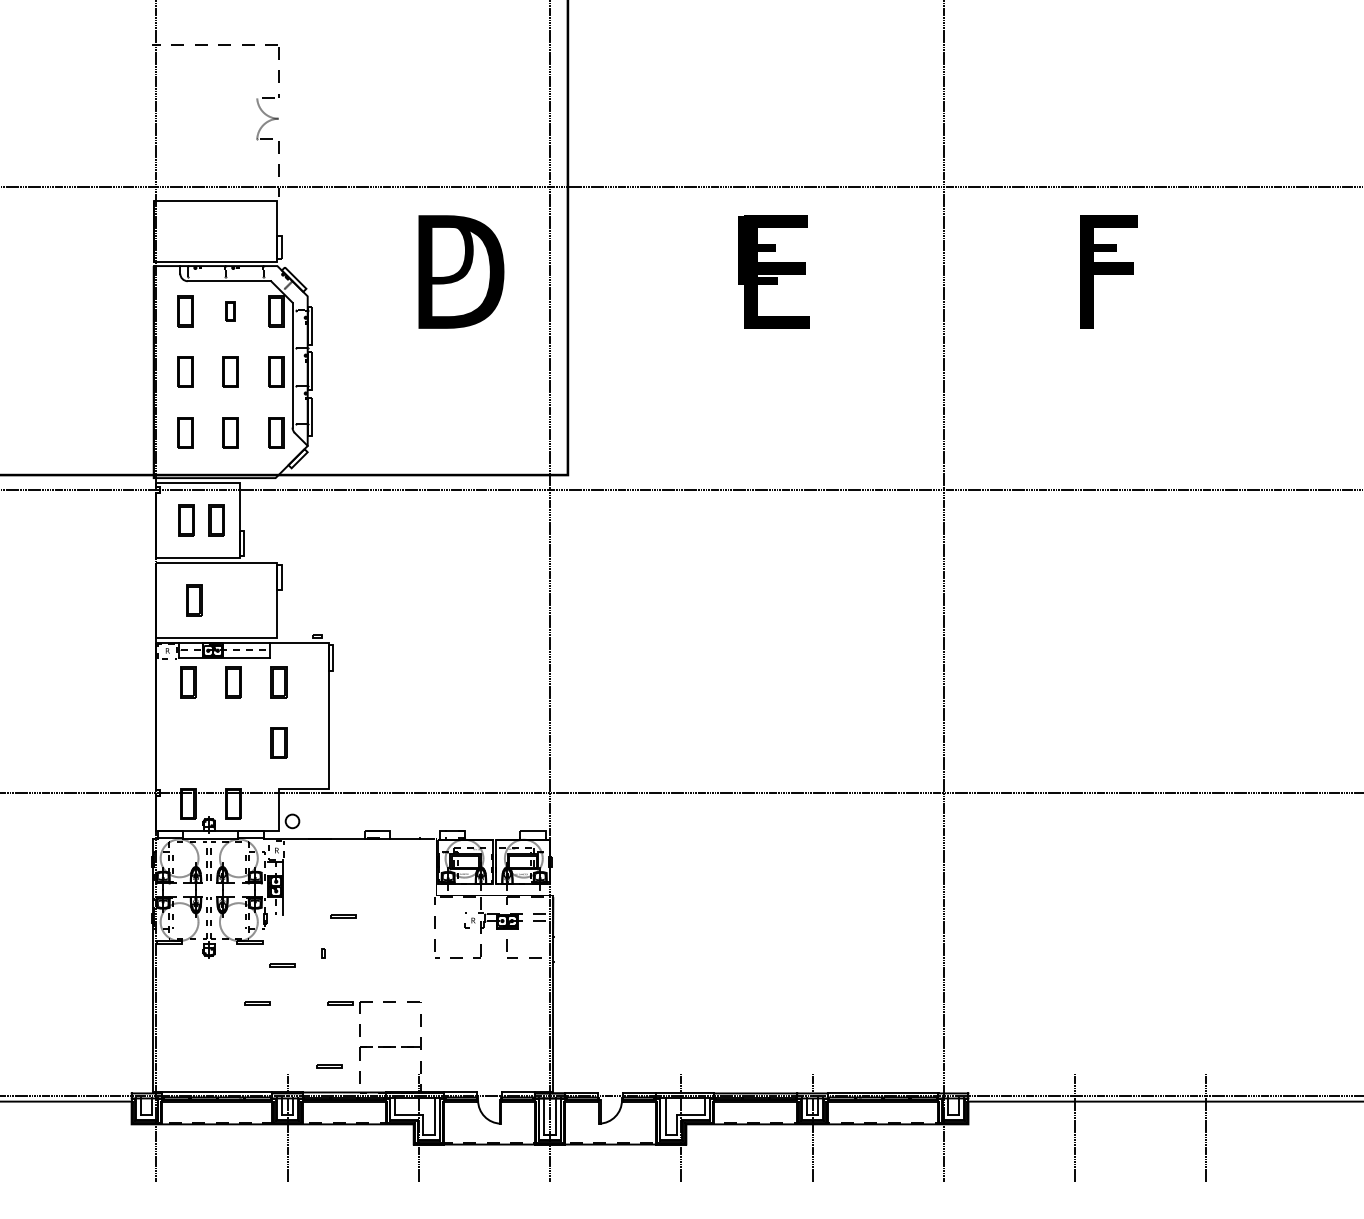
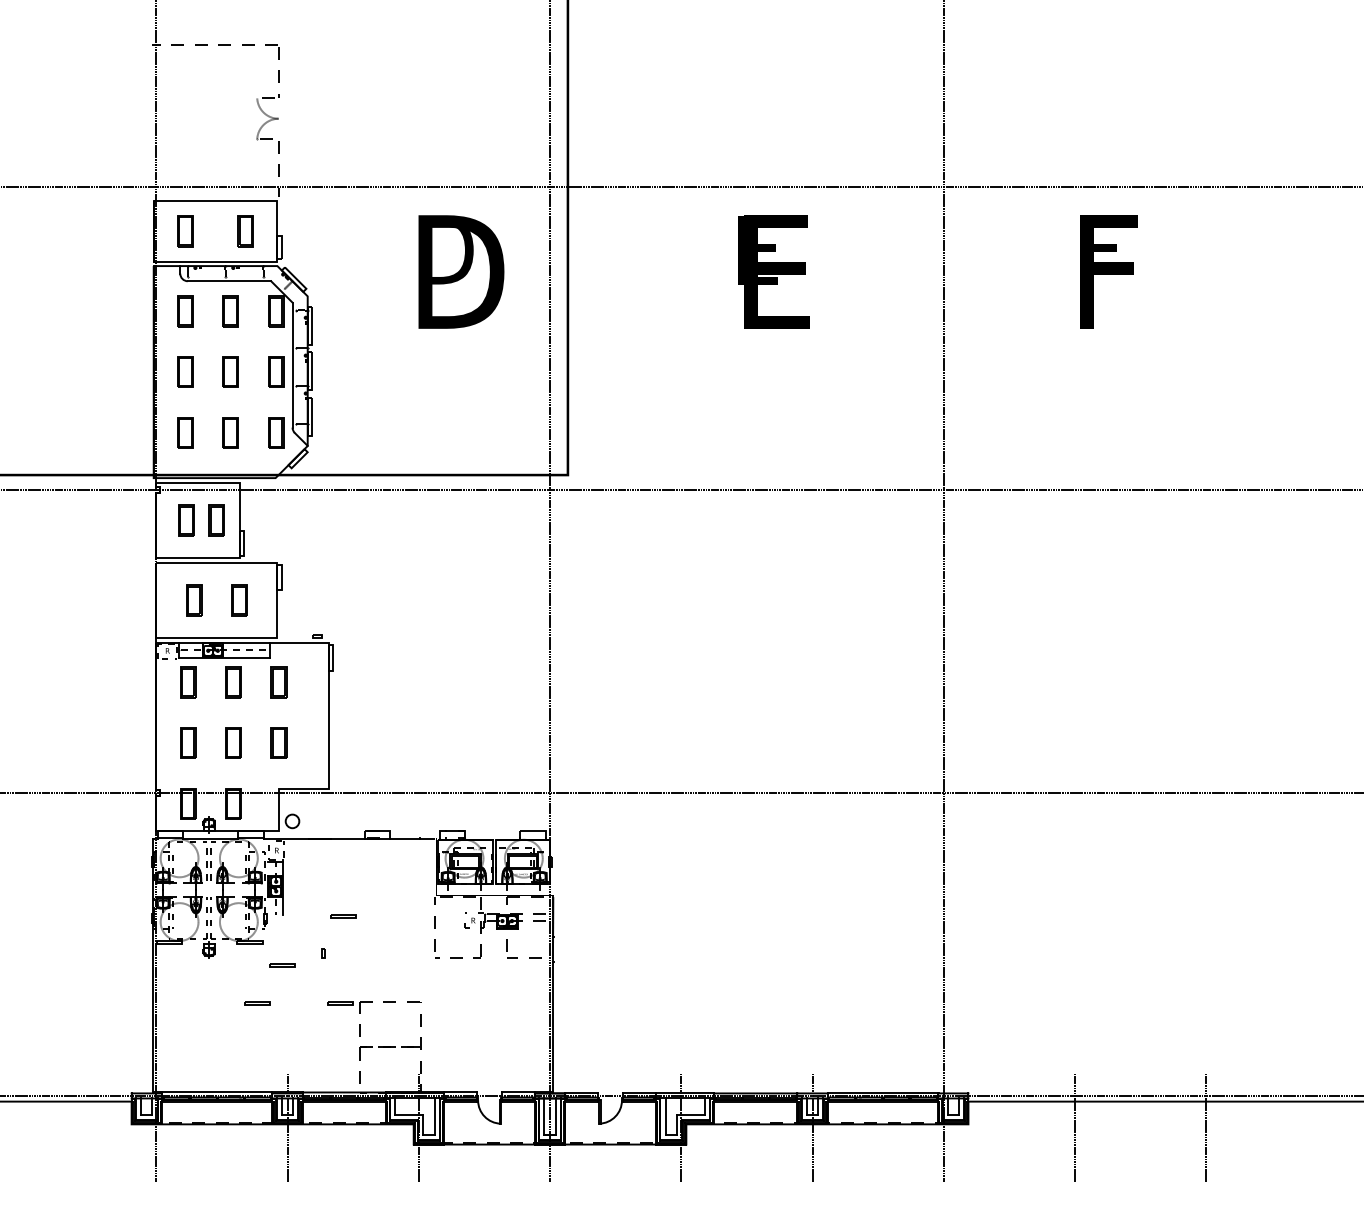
part: none -> present (185, 231)
part: none -> present (245, 231)
part size: 11x21 px -> 17x33 px (230, 311)
part: none -> present (239, 600)
part: none -> present (188, 742)
part: none -> present (233, 742)
line: present -> none (329, 1065)
